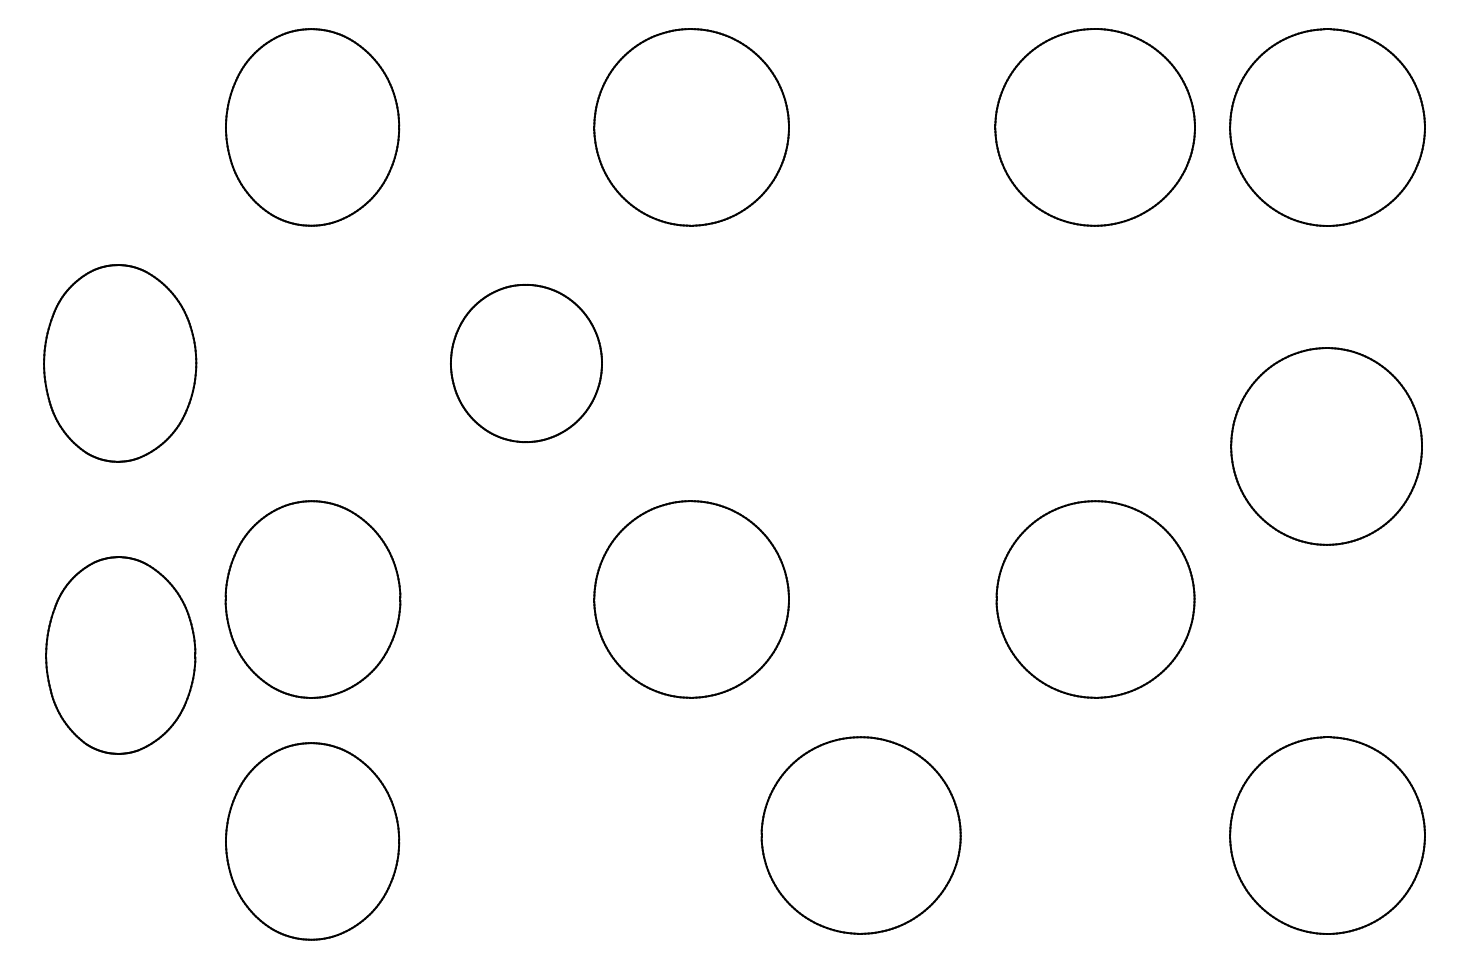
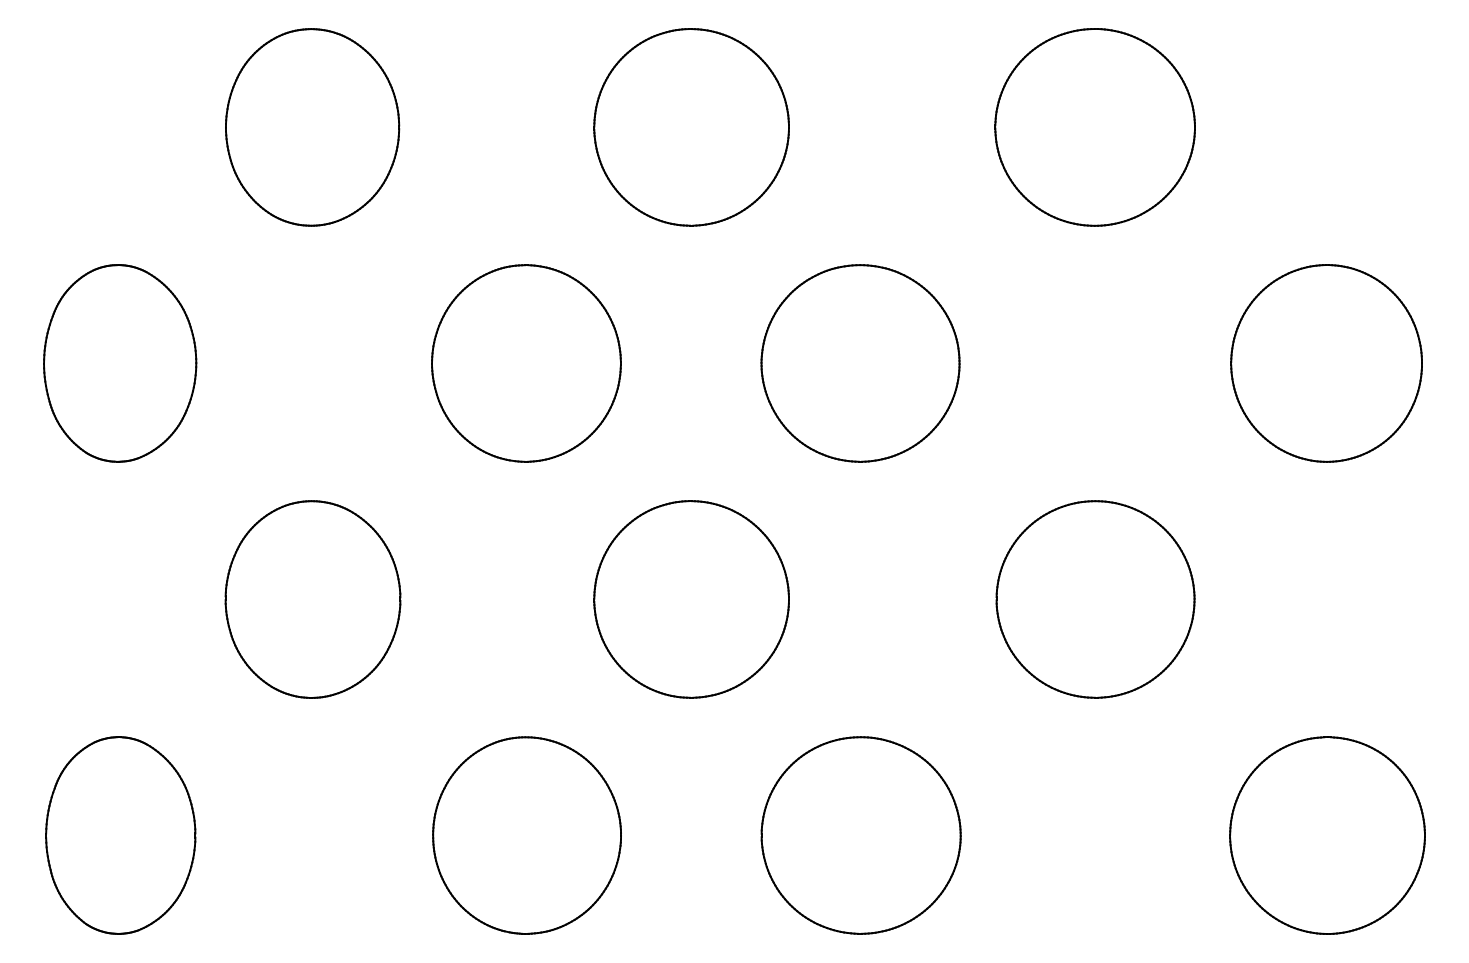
part: present -> none (1327, 127)
part size: 153x160 px -> 191x199 px (526, 363)
part: none -> present (860, 363)
part position: (1326, 446) -> (1326, 363) (1326, 363)
part position: (120, 655) -> (120, 835) (120, 835)
part: none -> present (526, 835)
part: present -> none (312, 841)
